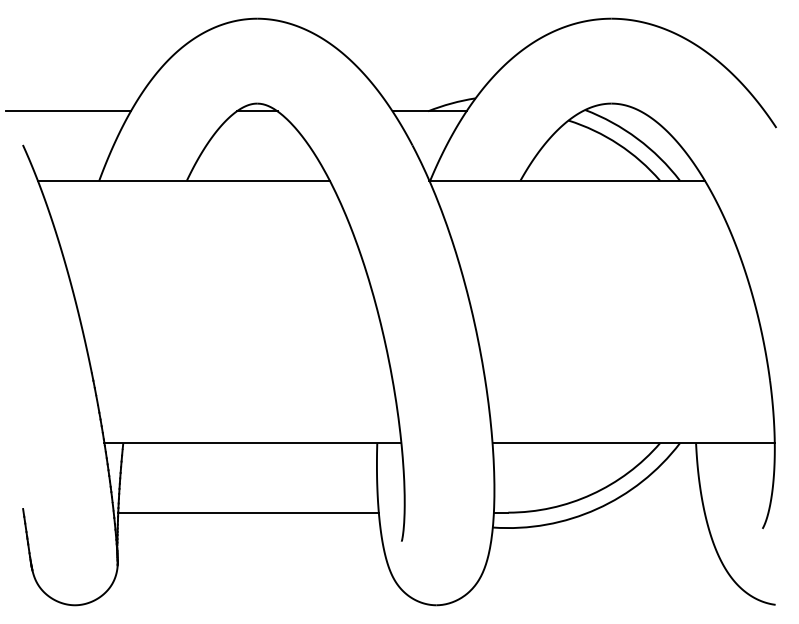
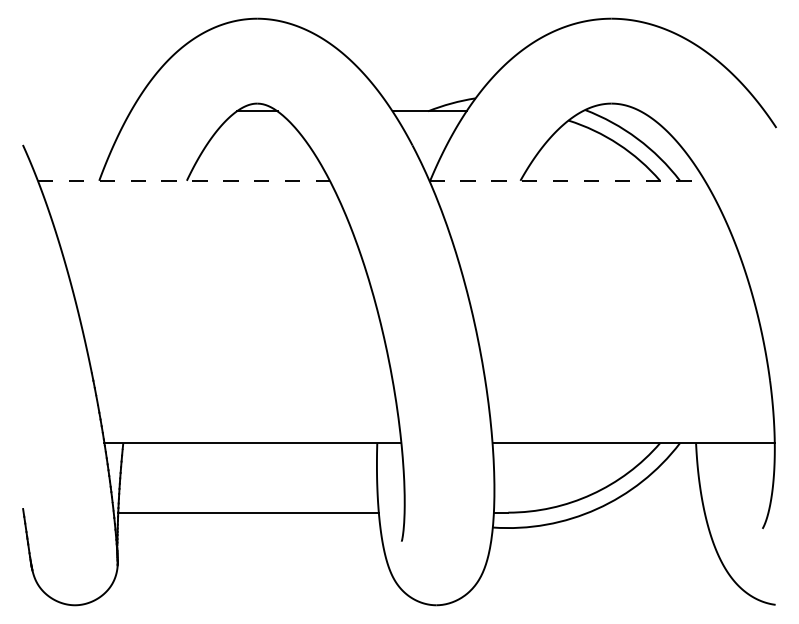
line: present -> none (68, 111)
line: solid -> dashed (184, 180)
line: solid -> dashed (567, 180)
